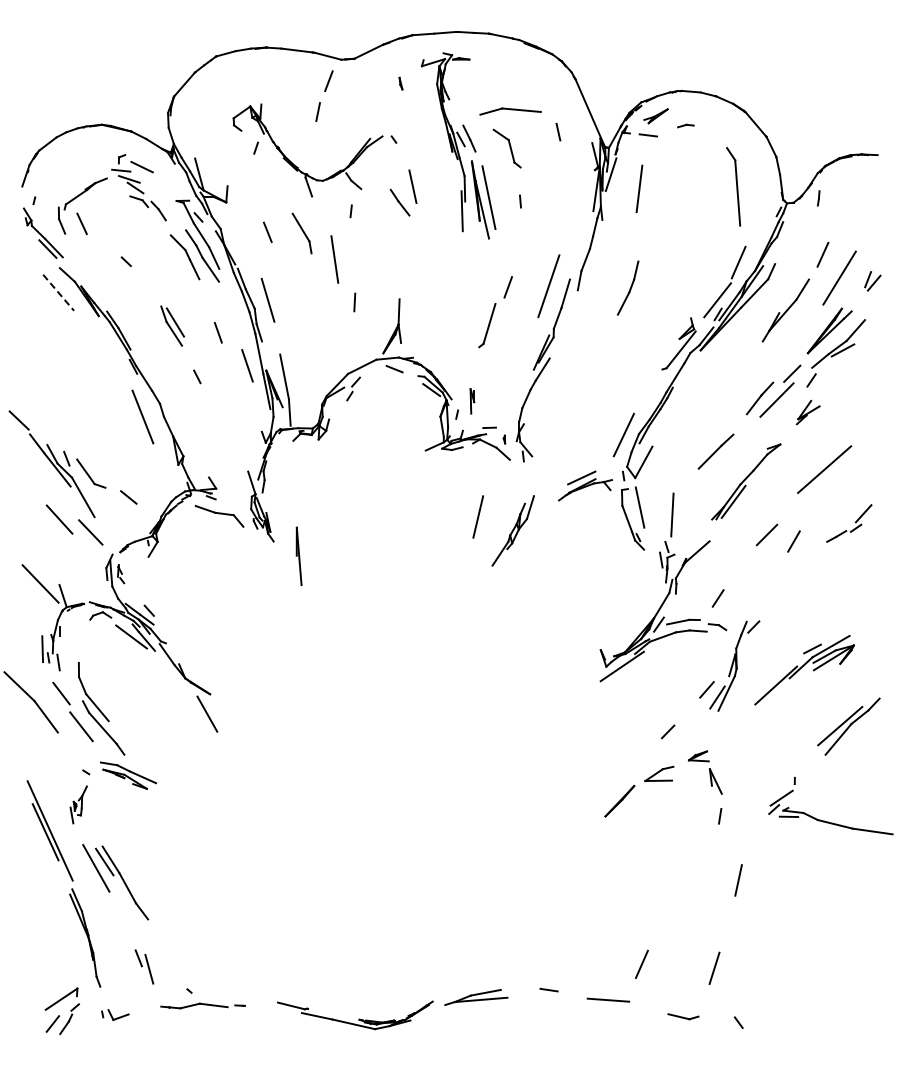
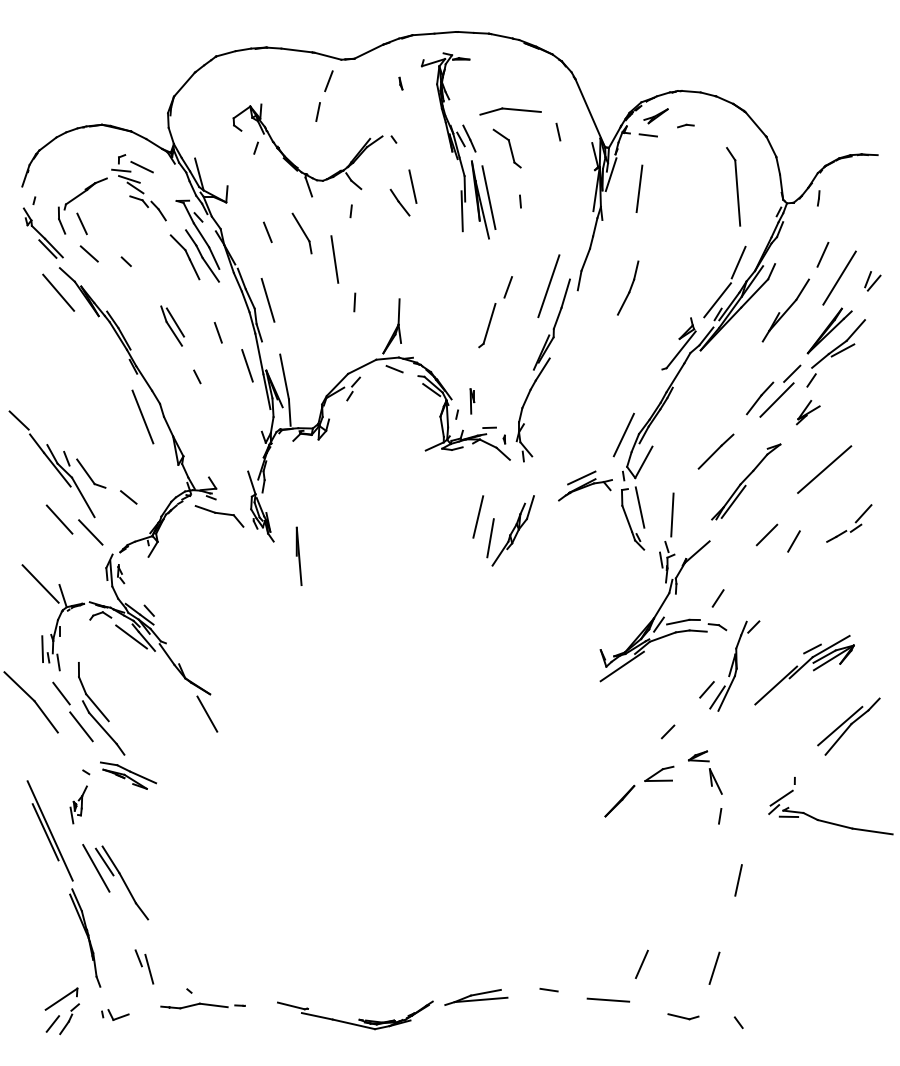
line: none -> present (88, 253)
line: dashed -> solid (58, 292)
line: none -> present (490, 538)
